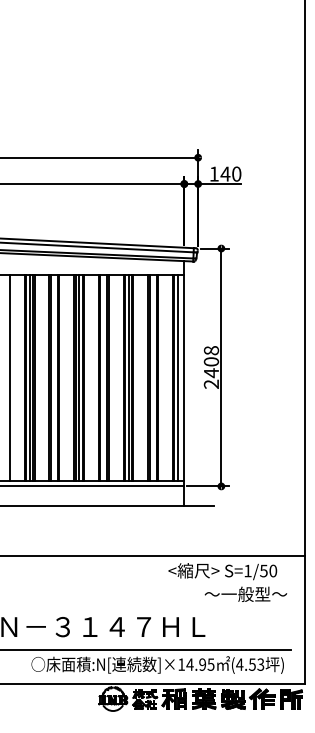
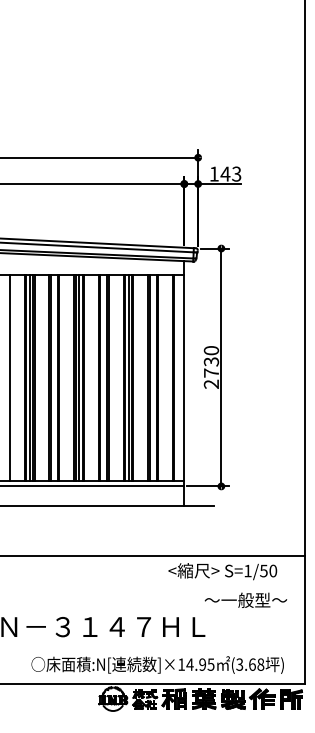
text: 140 -> 143 (236, 173)
text: 2408 -> 2730 (211, 362)
line: present -> none (177, 377)
text position: (245, 593) -> (245, 599) (245, 599)
line: present -> none (146, 649)
text: (4.53 -> (3.68 (250, 664)
